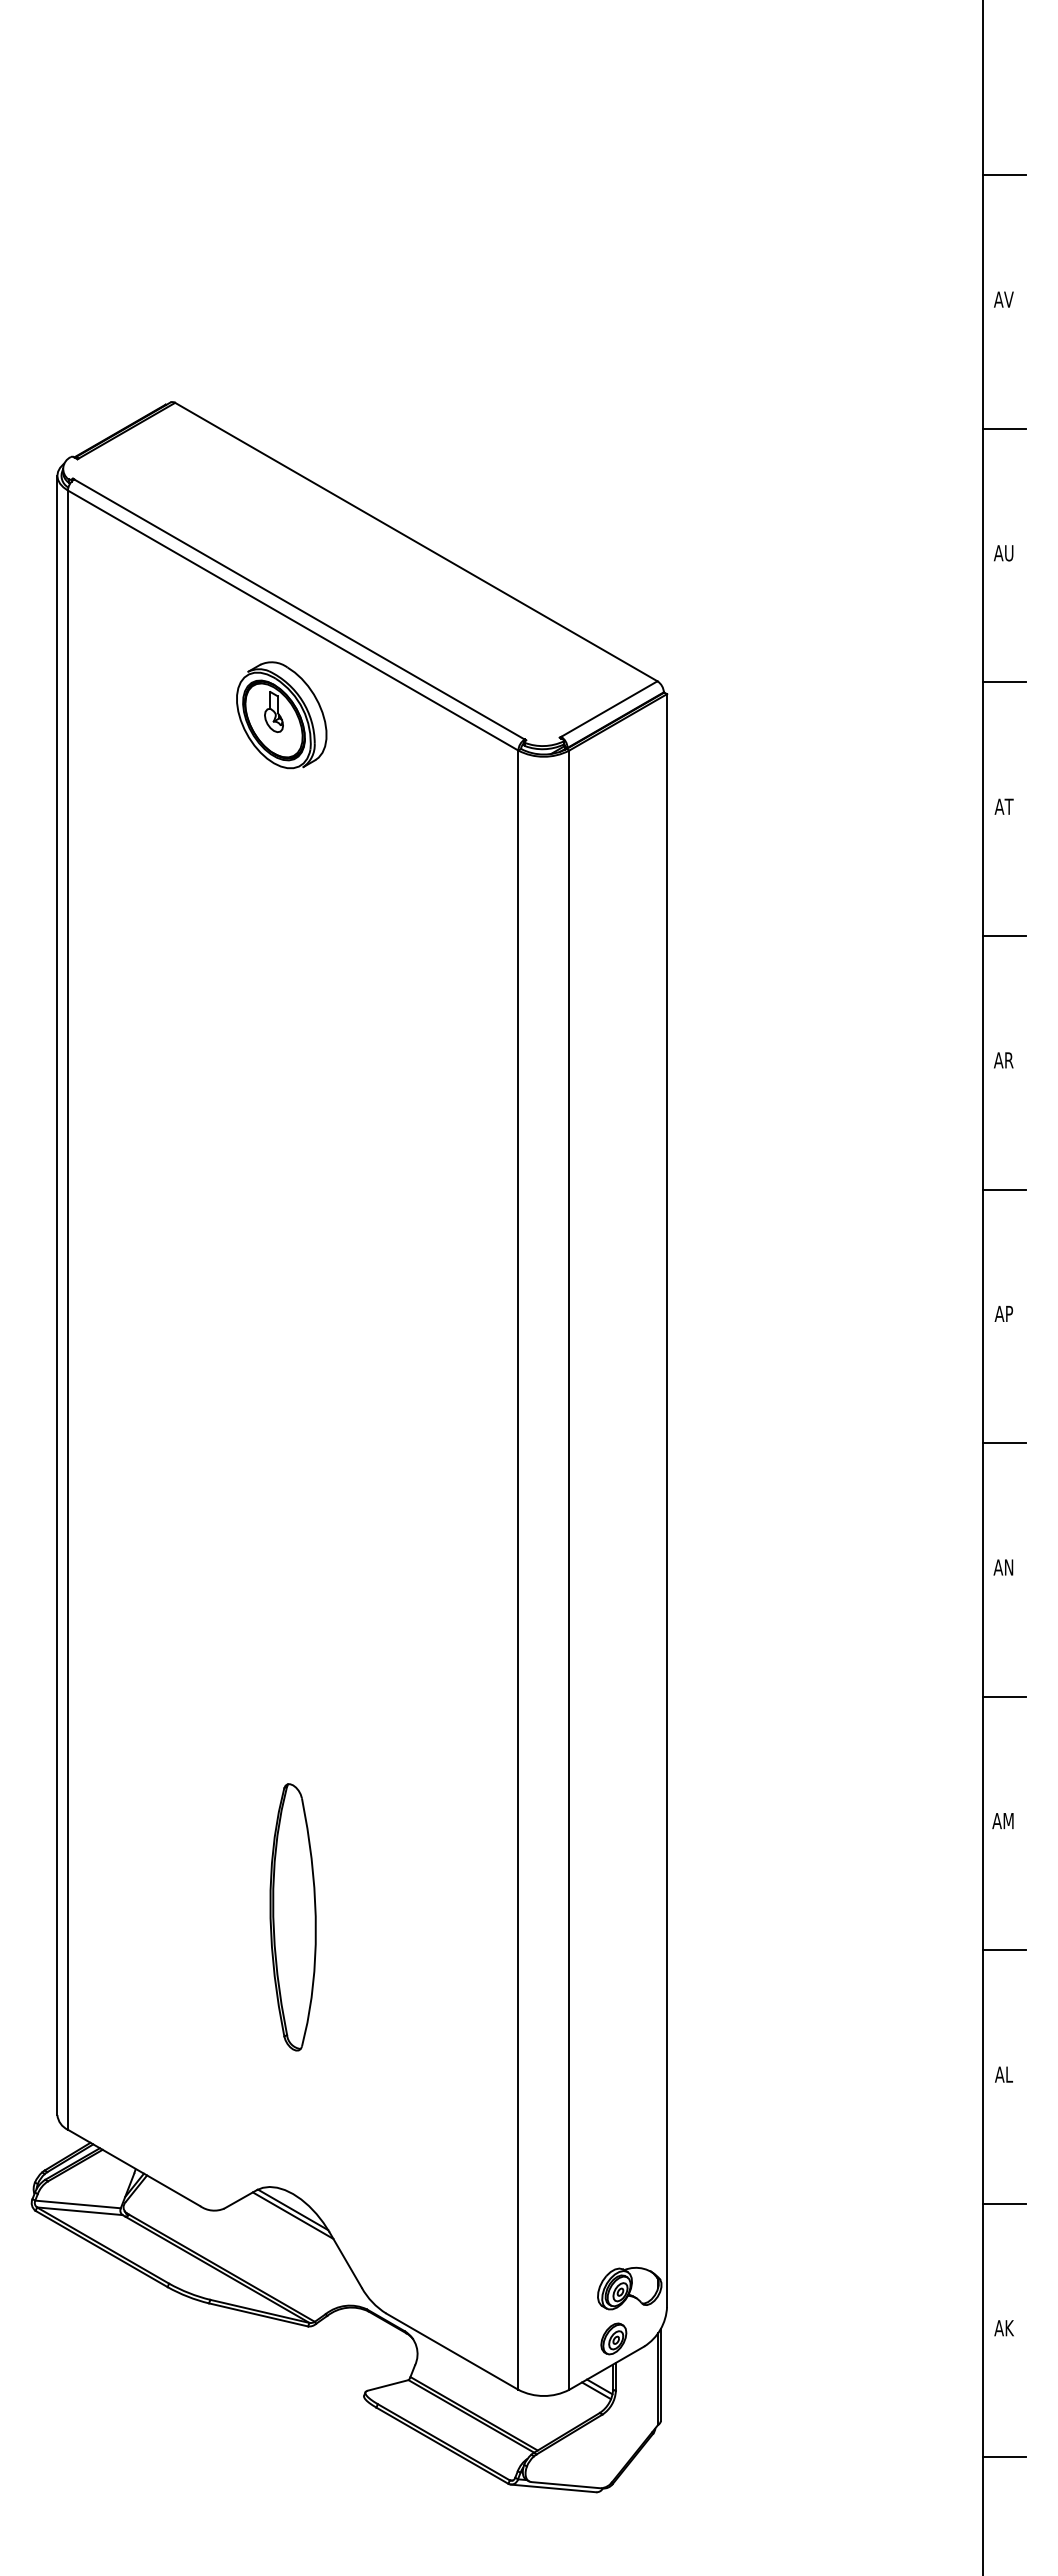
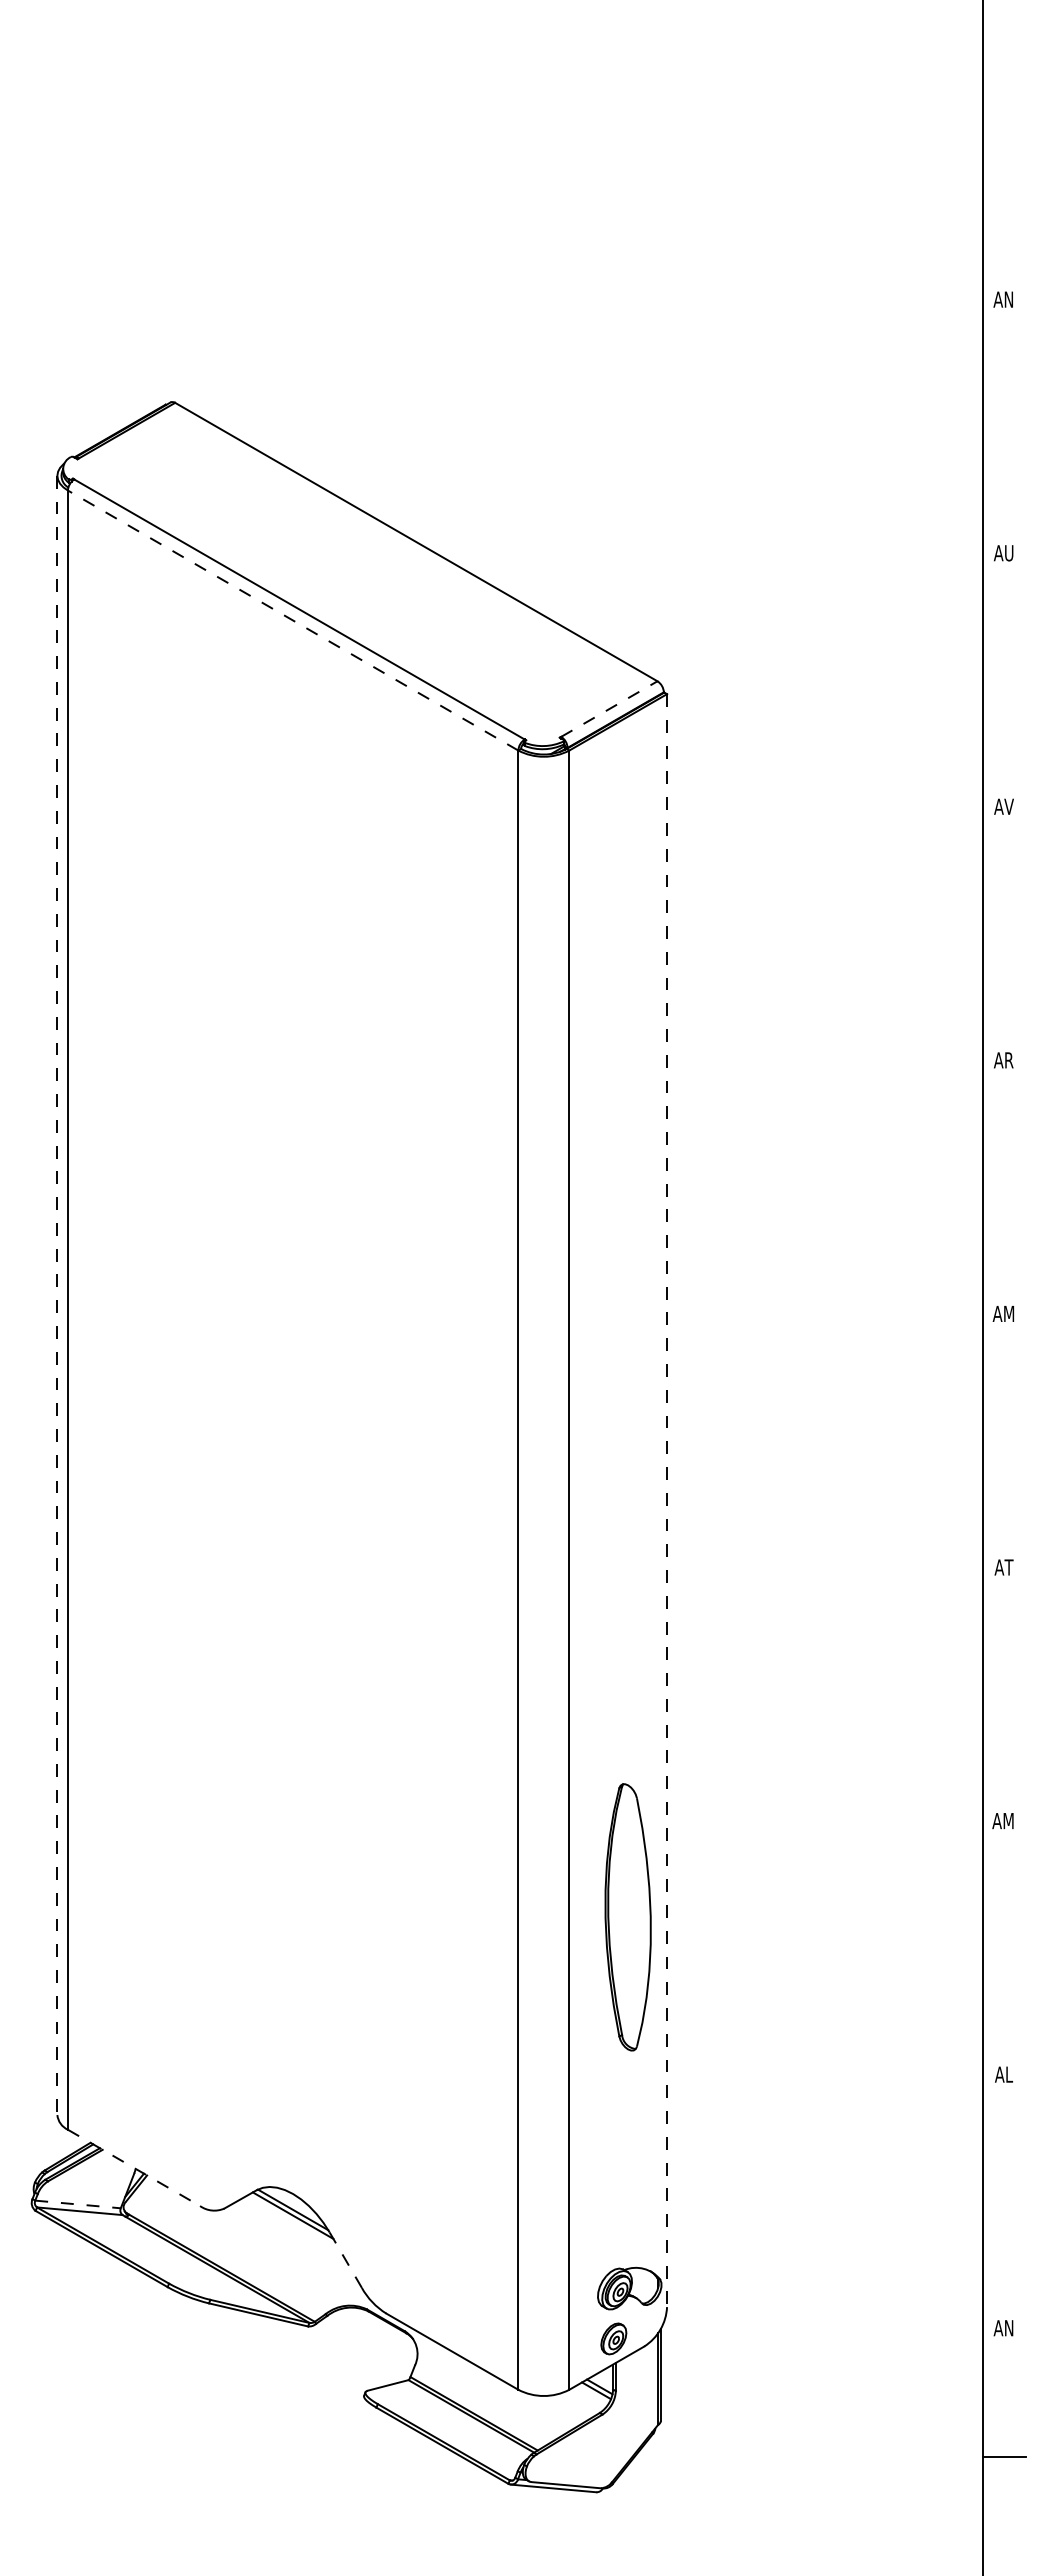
line: present -> none (1004, 175)
text: AV -> AN (1003, 299)
line: present -> none (1004, 428)
line: solid -> dashed (292, 620)
line: present -> none (1004, 682)
line: solid -> dashed (609, 709)
part: present -> none (281, 715)
text: AT -> AV (1003, 806)
line: present -> none (1004, 936)
line: present -> none (1004, 1189)
line: solid -> dashed (57, 1295)
text: AP -> AM (1003, 1313)
line: present -> none (1004, 1443)
line: solid -> dashed (667, 1501)
text: AN -> AT (1003, 1567)
line: present -> none (1004, 1696)
part position: (292, 1917) -> (627, 1917) (627, 1917)
line: present -> none (1004, 1950)
line: solid -> dashed (134, 2168)
line: present -> none (1004, 2203)
line: solid -> dashed (78, 2204)
line: solid -> dashed (345, 2259)
text: AK -> AN (1003, 2328)
